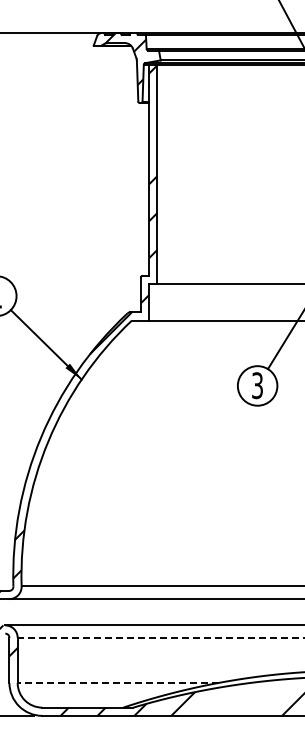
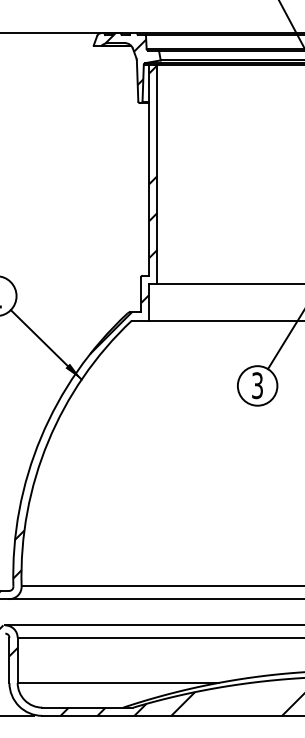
line: dashed -> solid (160, 637)
line: dashed -> solid (117, 682)
